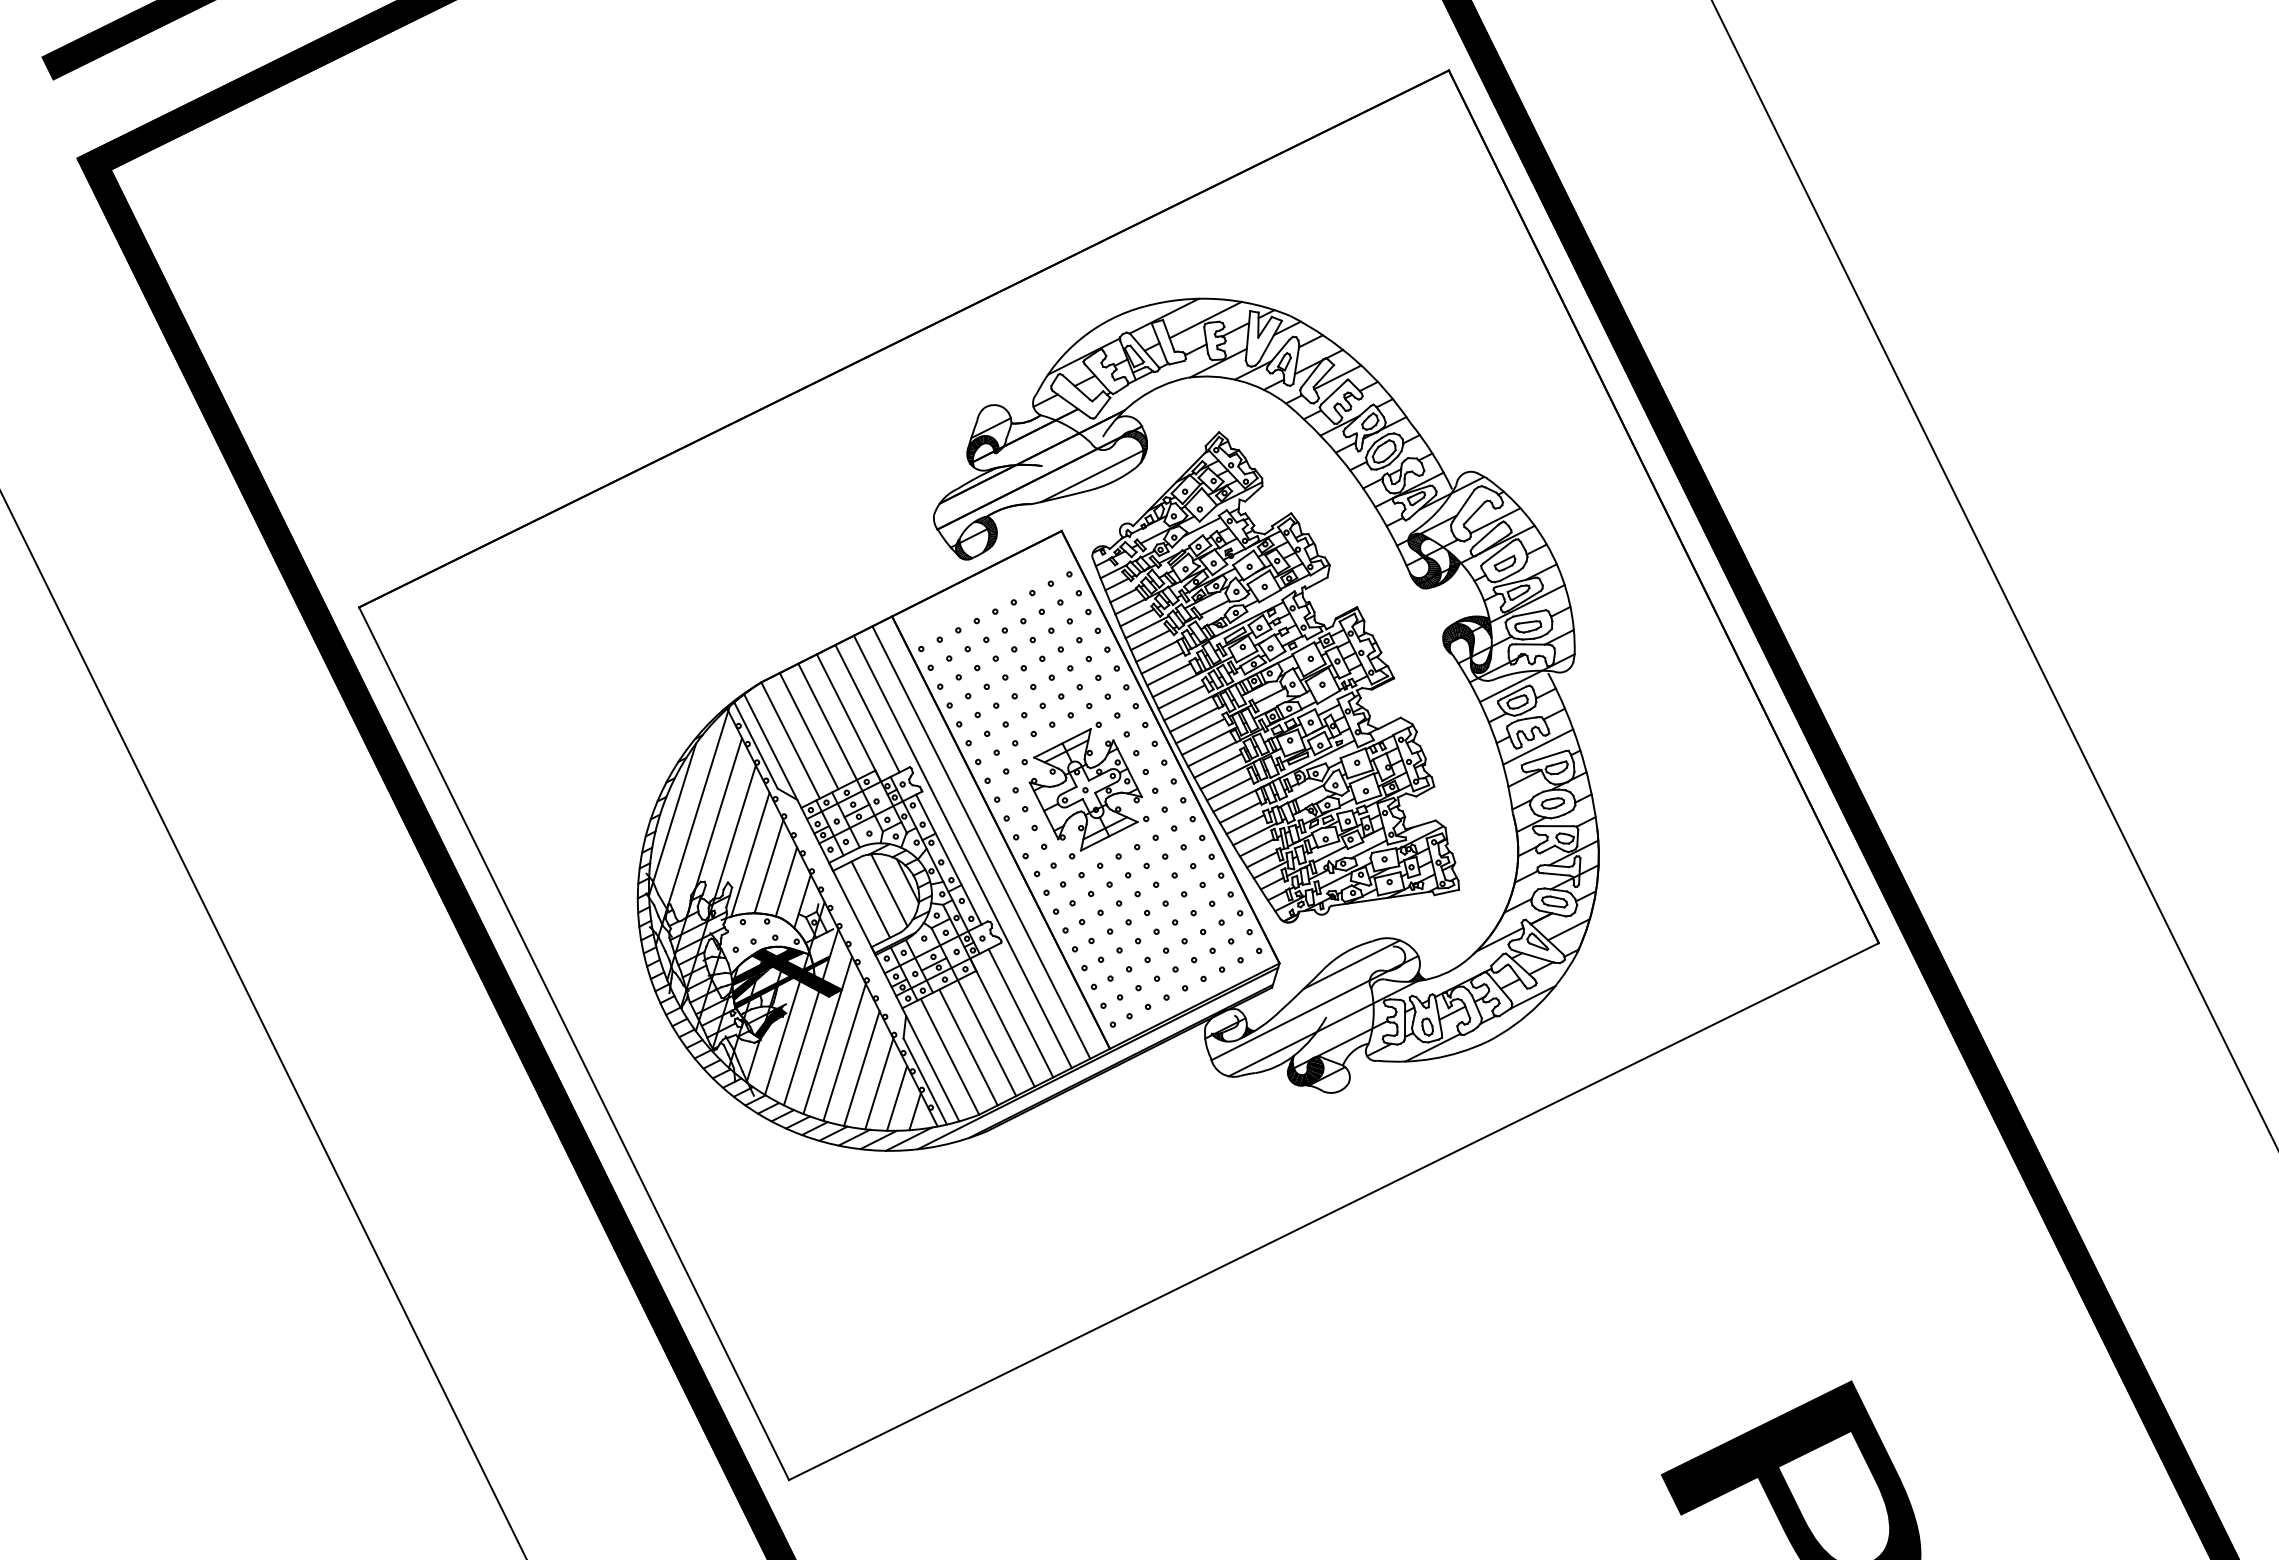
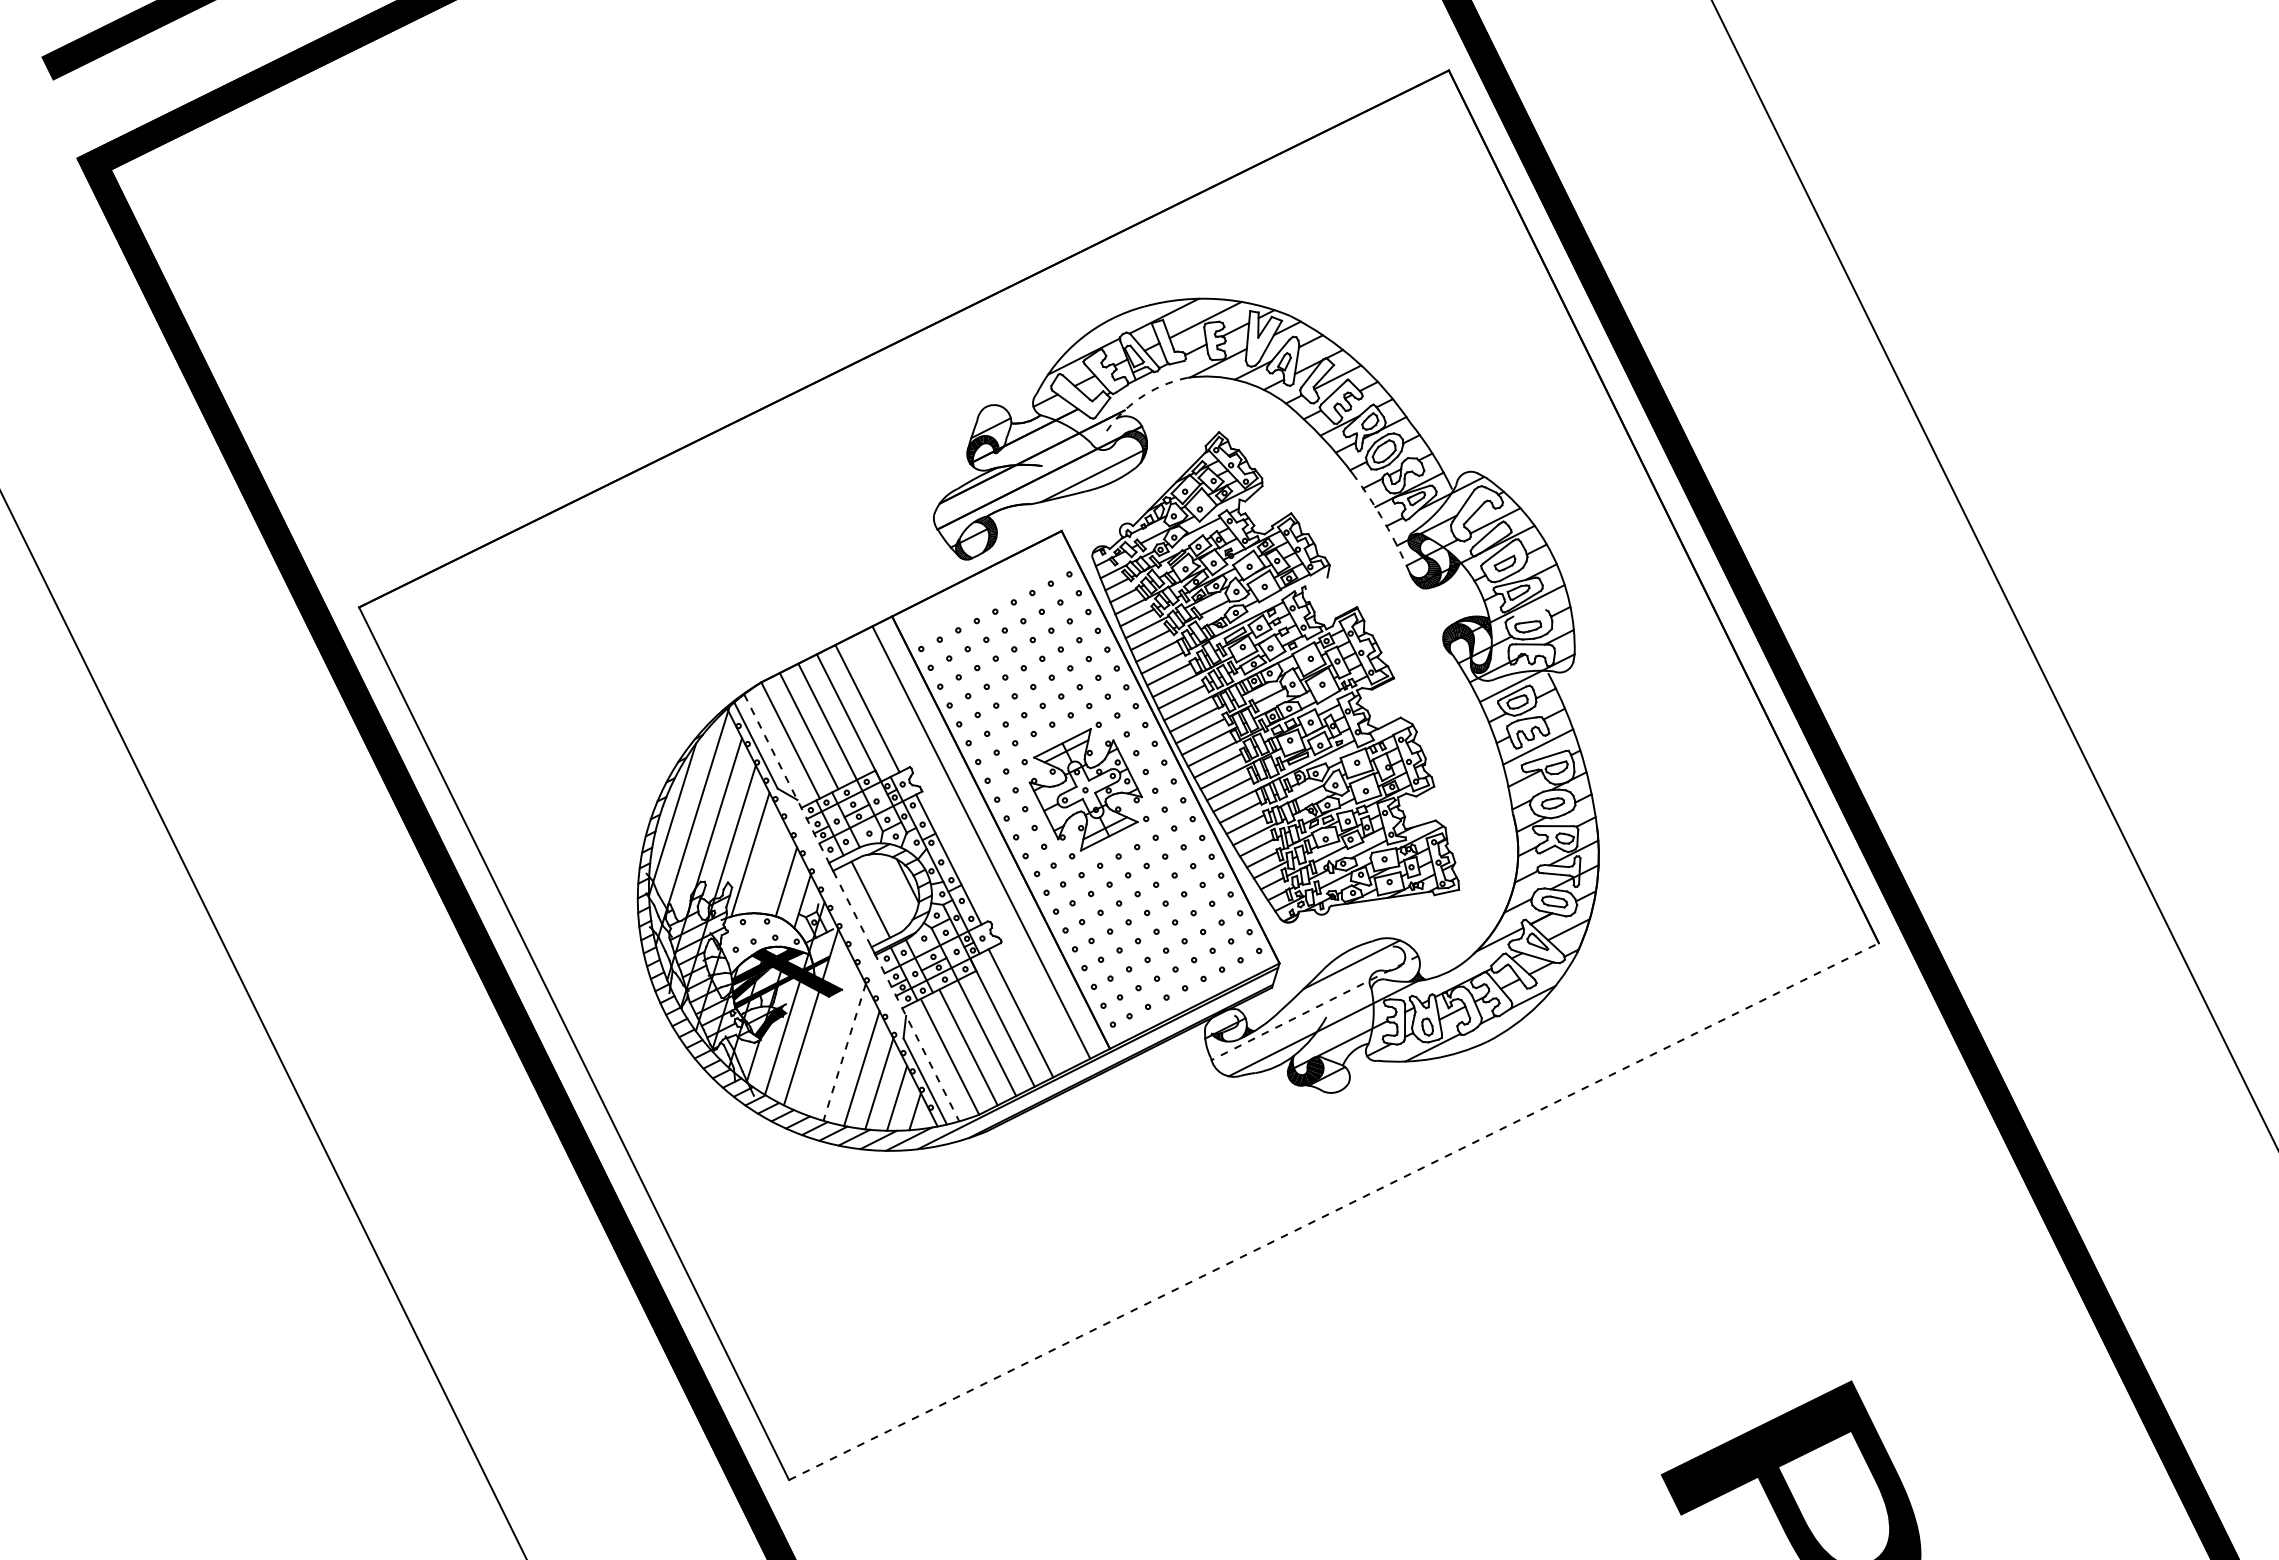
arc: solid -> dashed (1139, 398)
arc: solid -> dashed (1384, 522)
line: present -> none (1316, 582)
line: present -> none (1529, 613)
line: present -> none (962, 851)
line: present -> none (768, 866)
line: present -> none (889, 890)
line: solid -> dashed (851, 908)
line: solid -> dashed (1314, 1008)
line: present -> none (827, 1035)
line: solid -> dashed (844, 1052)
line: solid -> dashed (1334, 1211)
